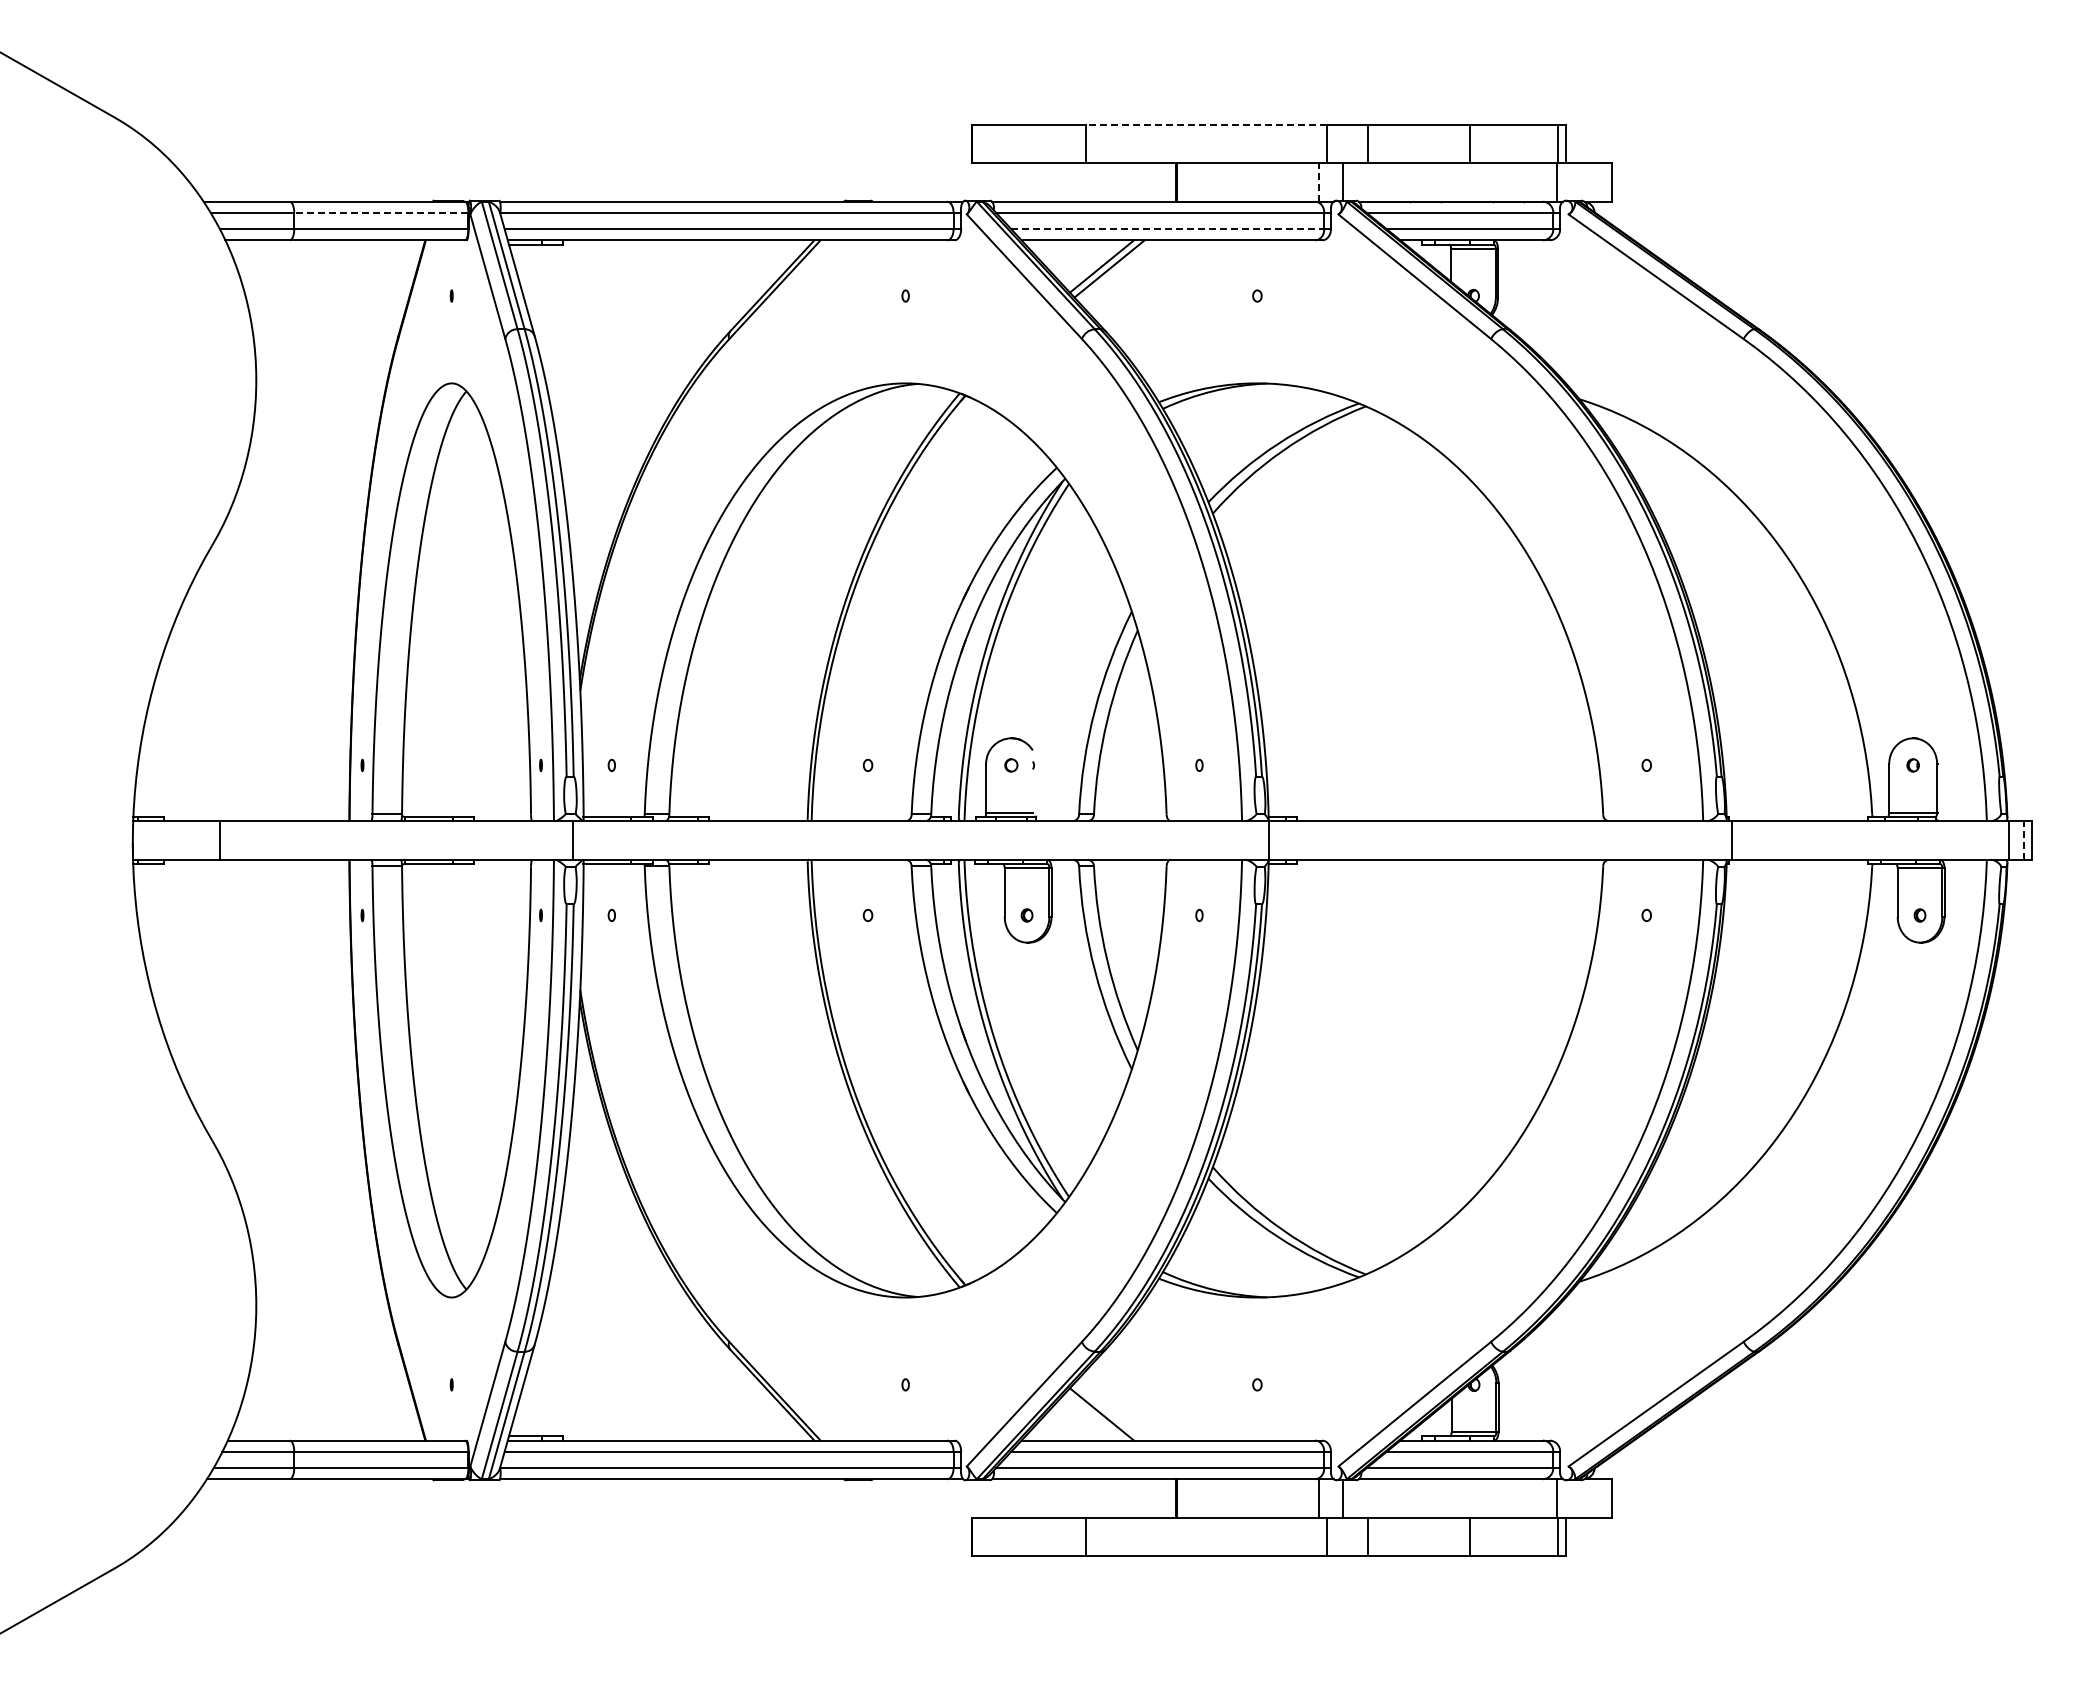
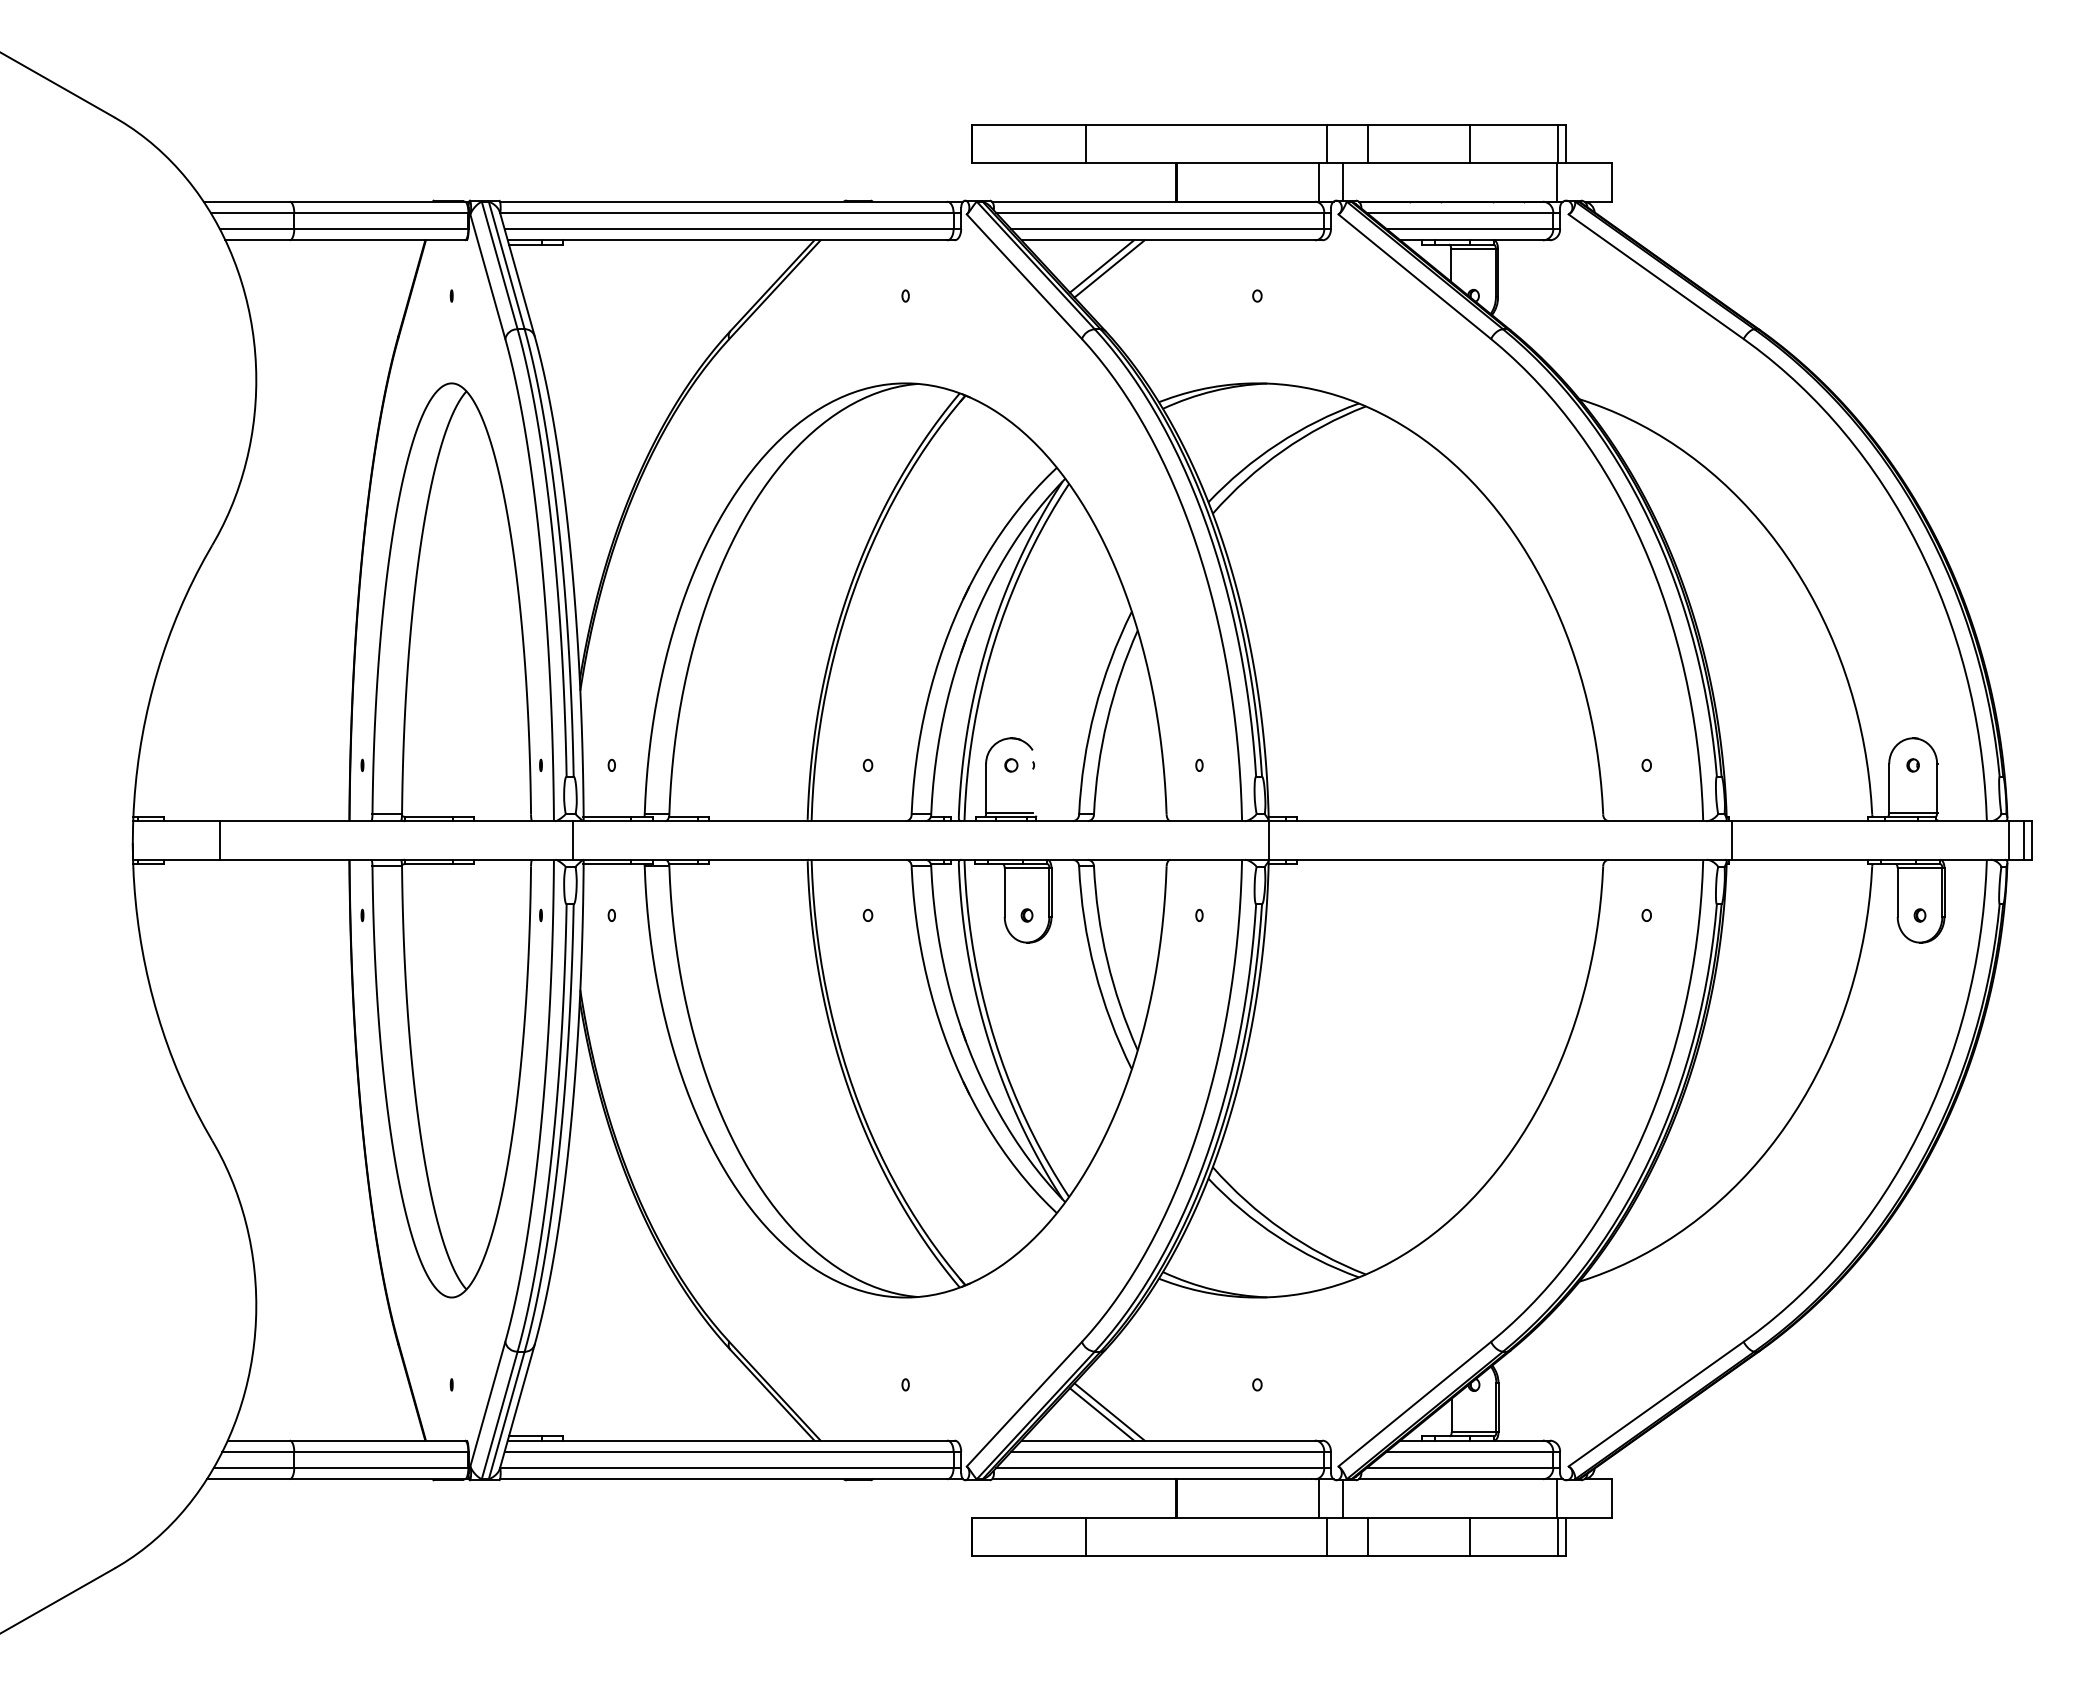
line: dashed -> solid (1206, 124)
line: dashed -> solid (1319, 181)
line: dashed -> solid (380, 213)
line: dashed -> solid (1167, 228)
line: dashed -> solid (2023, 839)
line: none -> present (1109, 1411)
